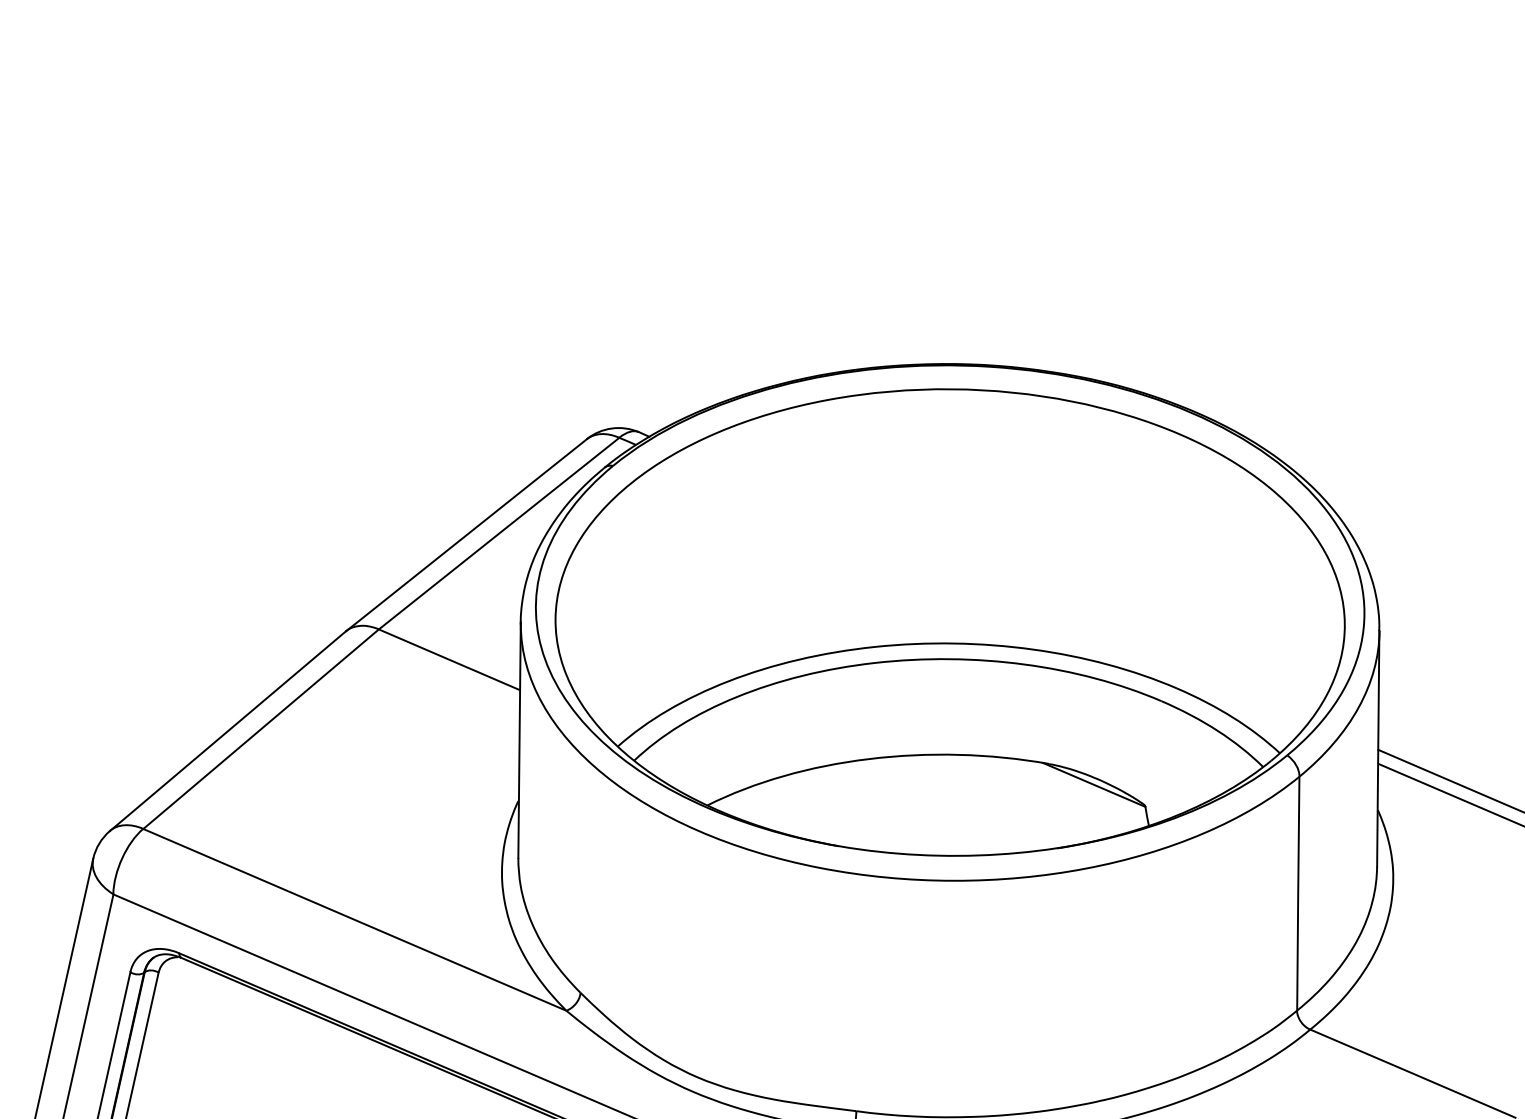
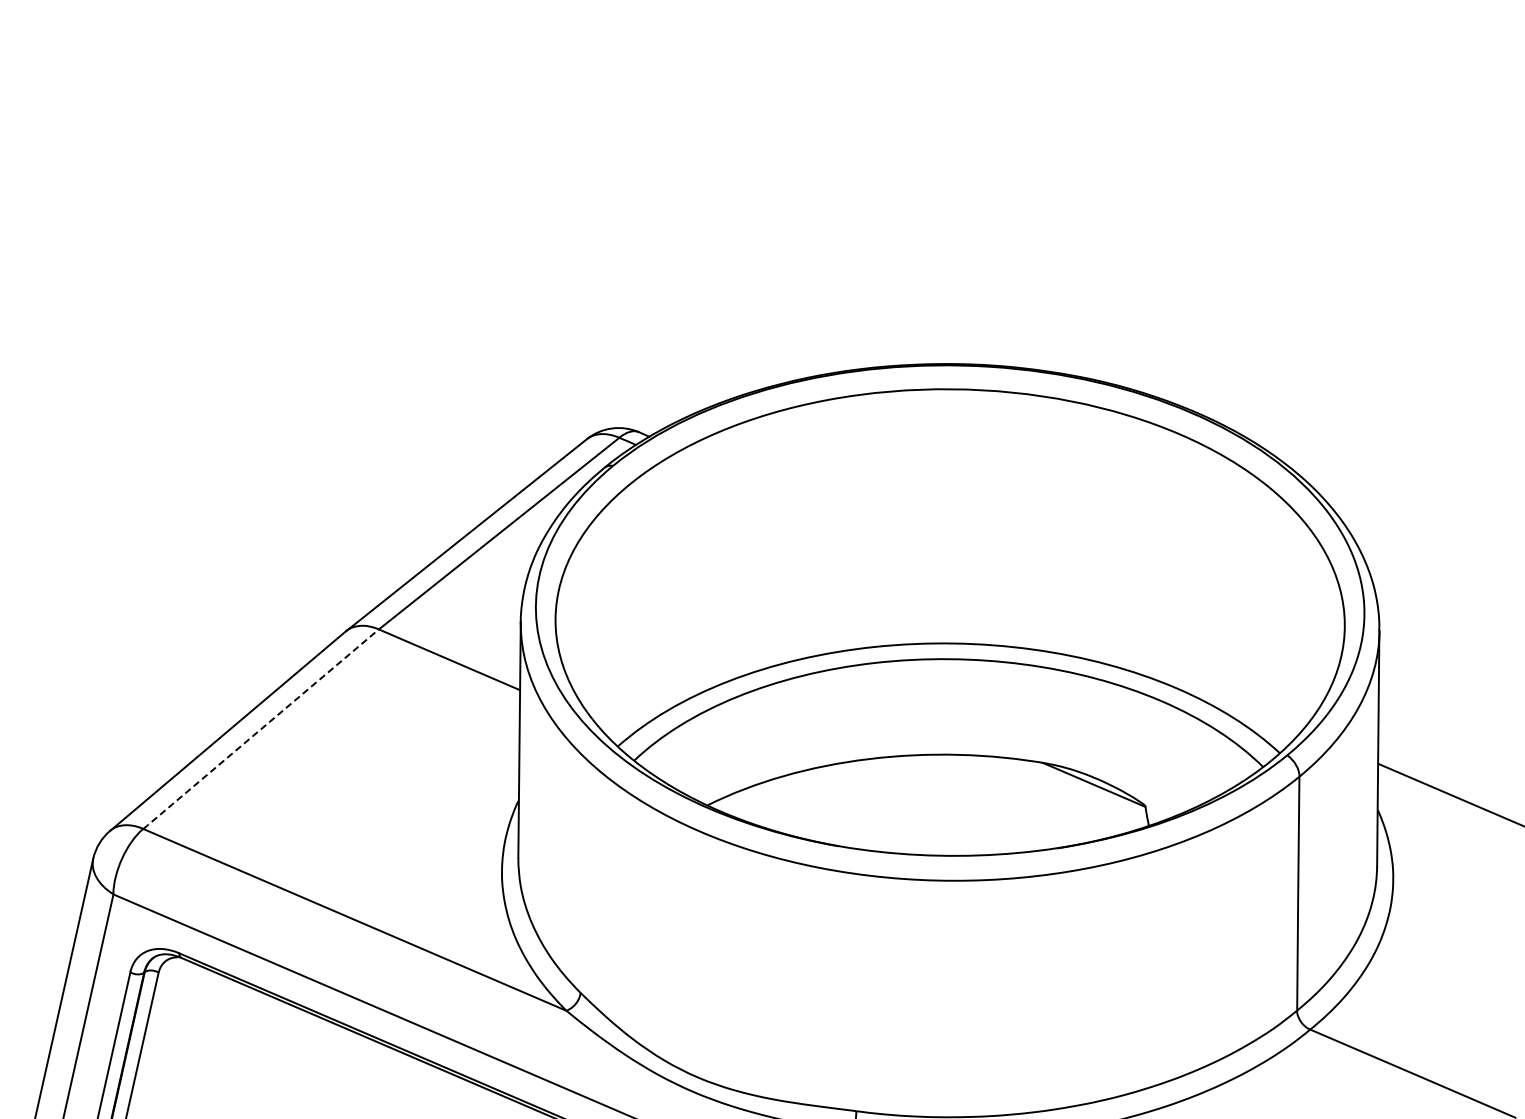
line: solid -> dashed (261, 728)
line: present -> none (1449, 780)
